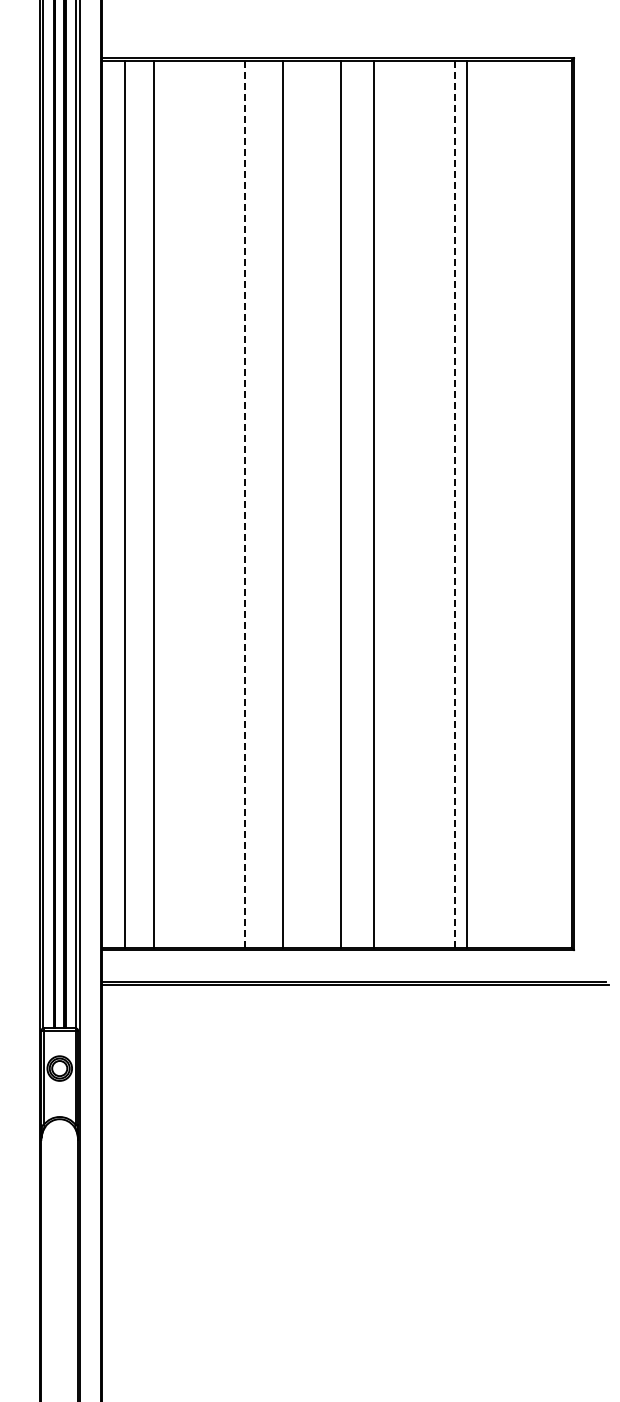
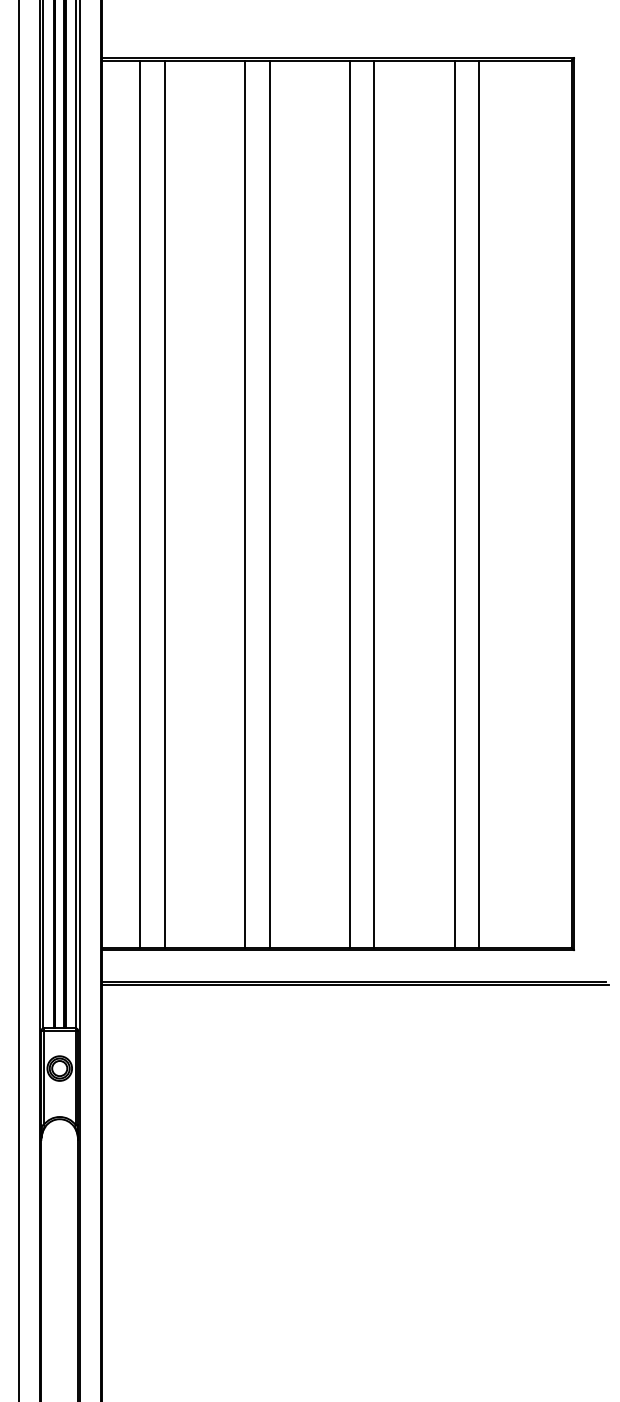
line position: (125, 503) -> (140, 503) (140, 503)
line position: (153, 503) -> (164, 503) (164, 503)
line position: (282, 503) -> (269, 503) (269, 503)
line position: (340, 503) -> (349, 503) (349, 503)
line position: (467, 503) -> (479, 503) (479, 503)
line: dashed -> solid (245, 504)
line: dashed -> solid (454, 504)
line: none -> present (18, 700)
